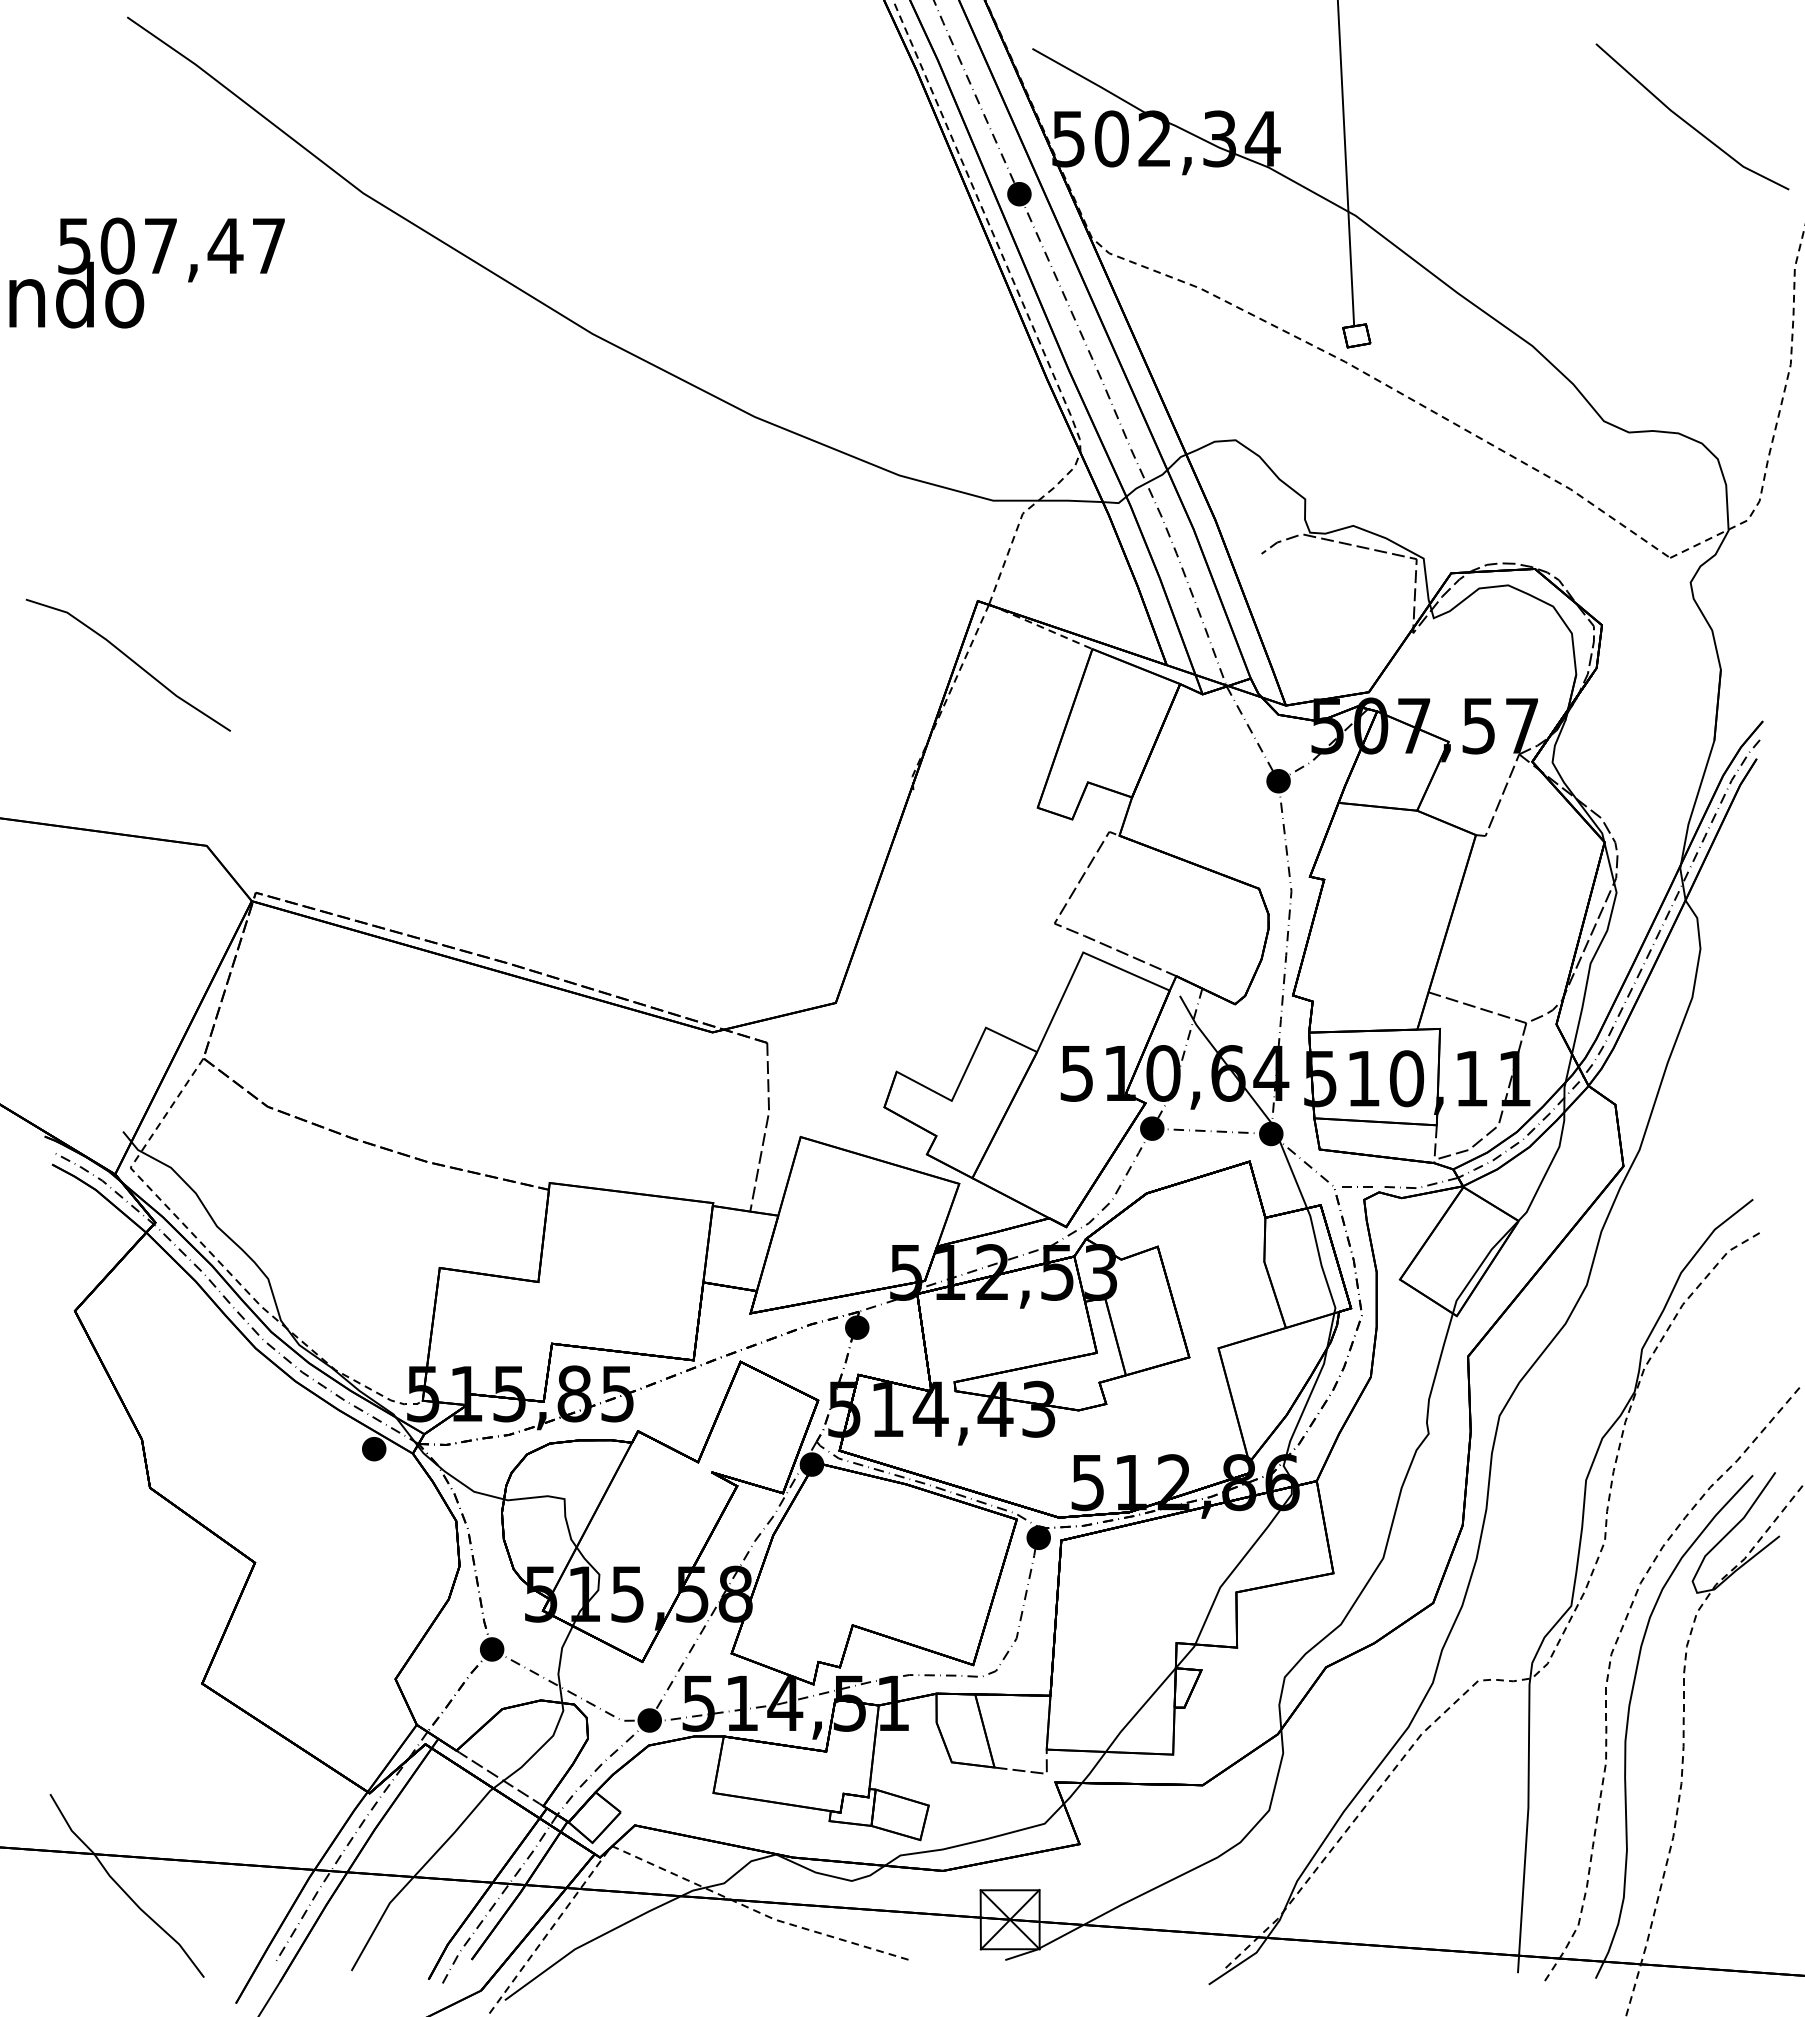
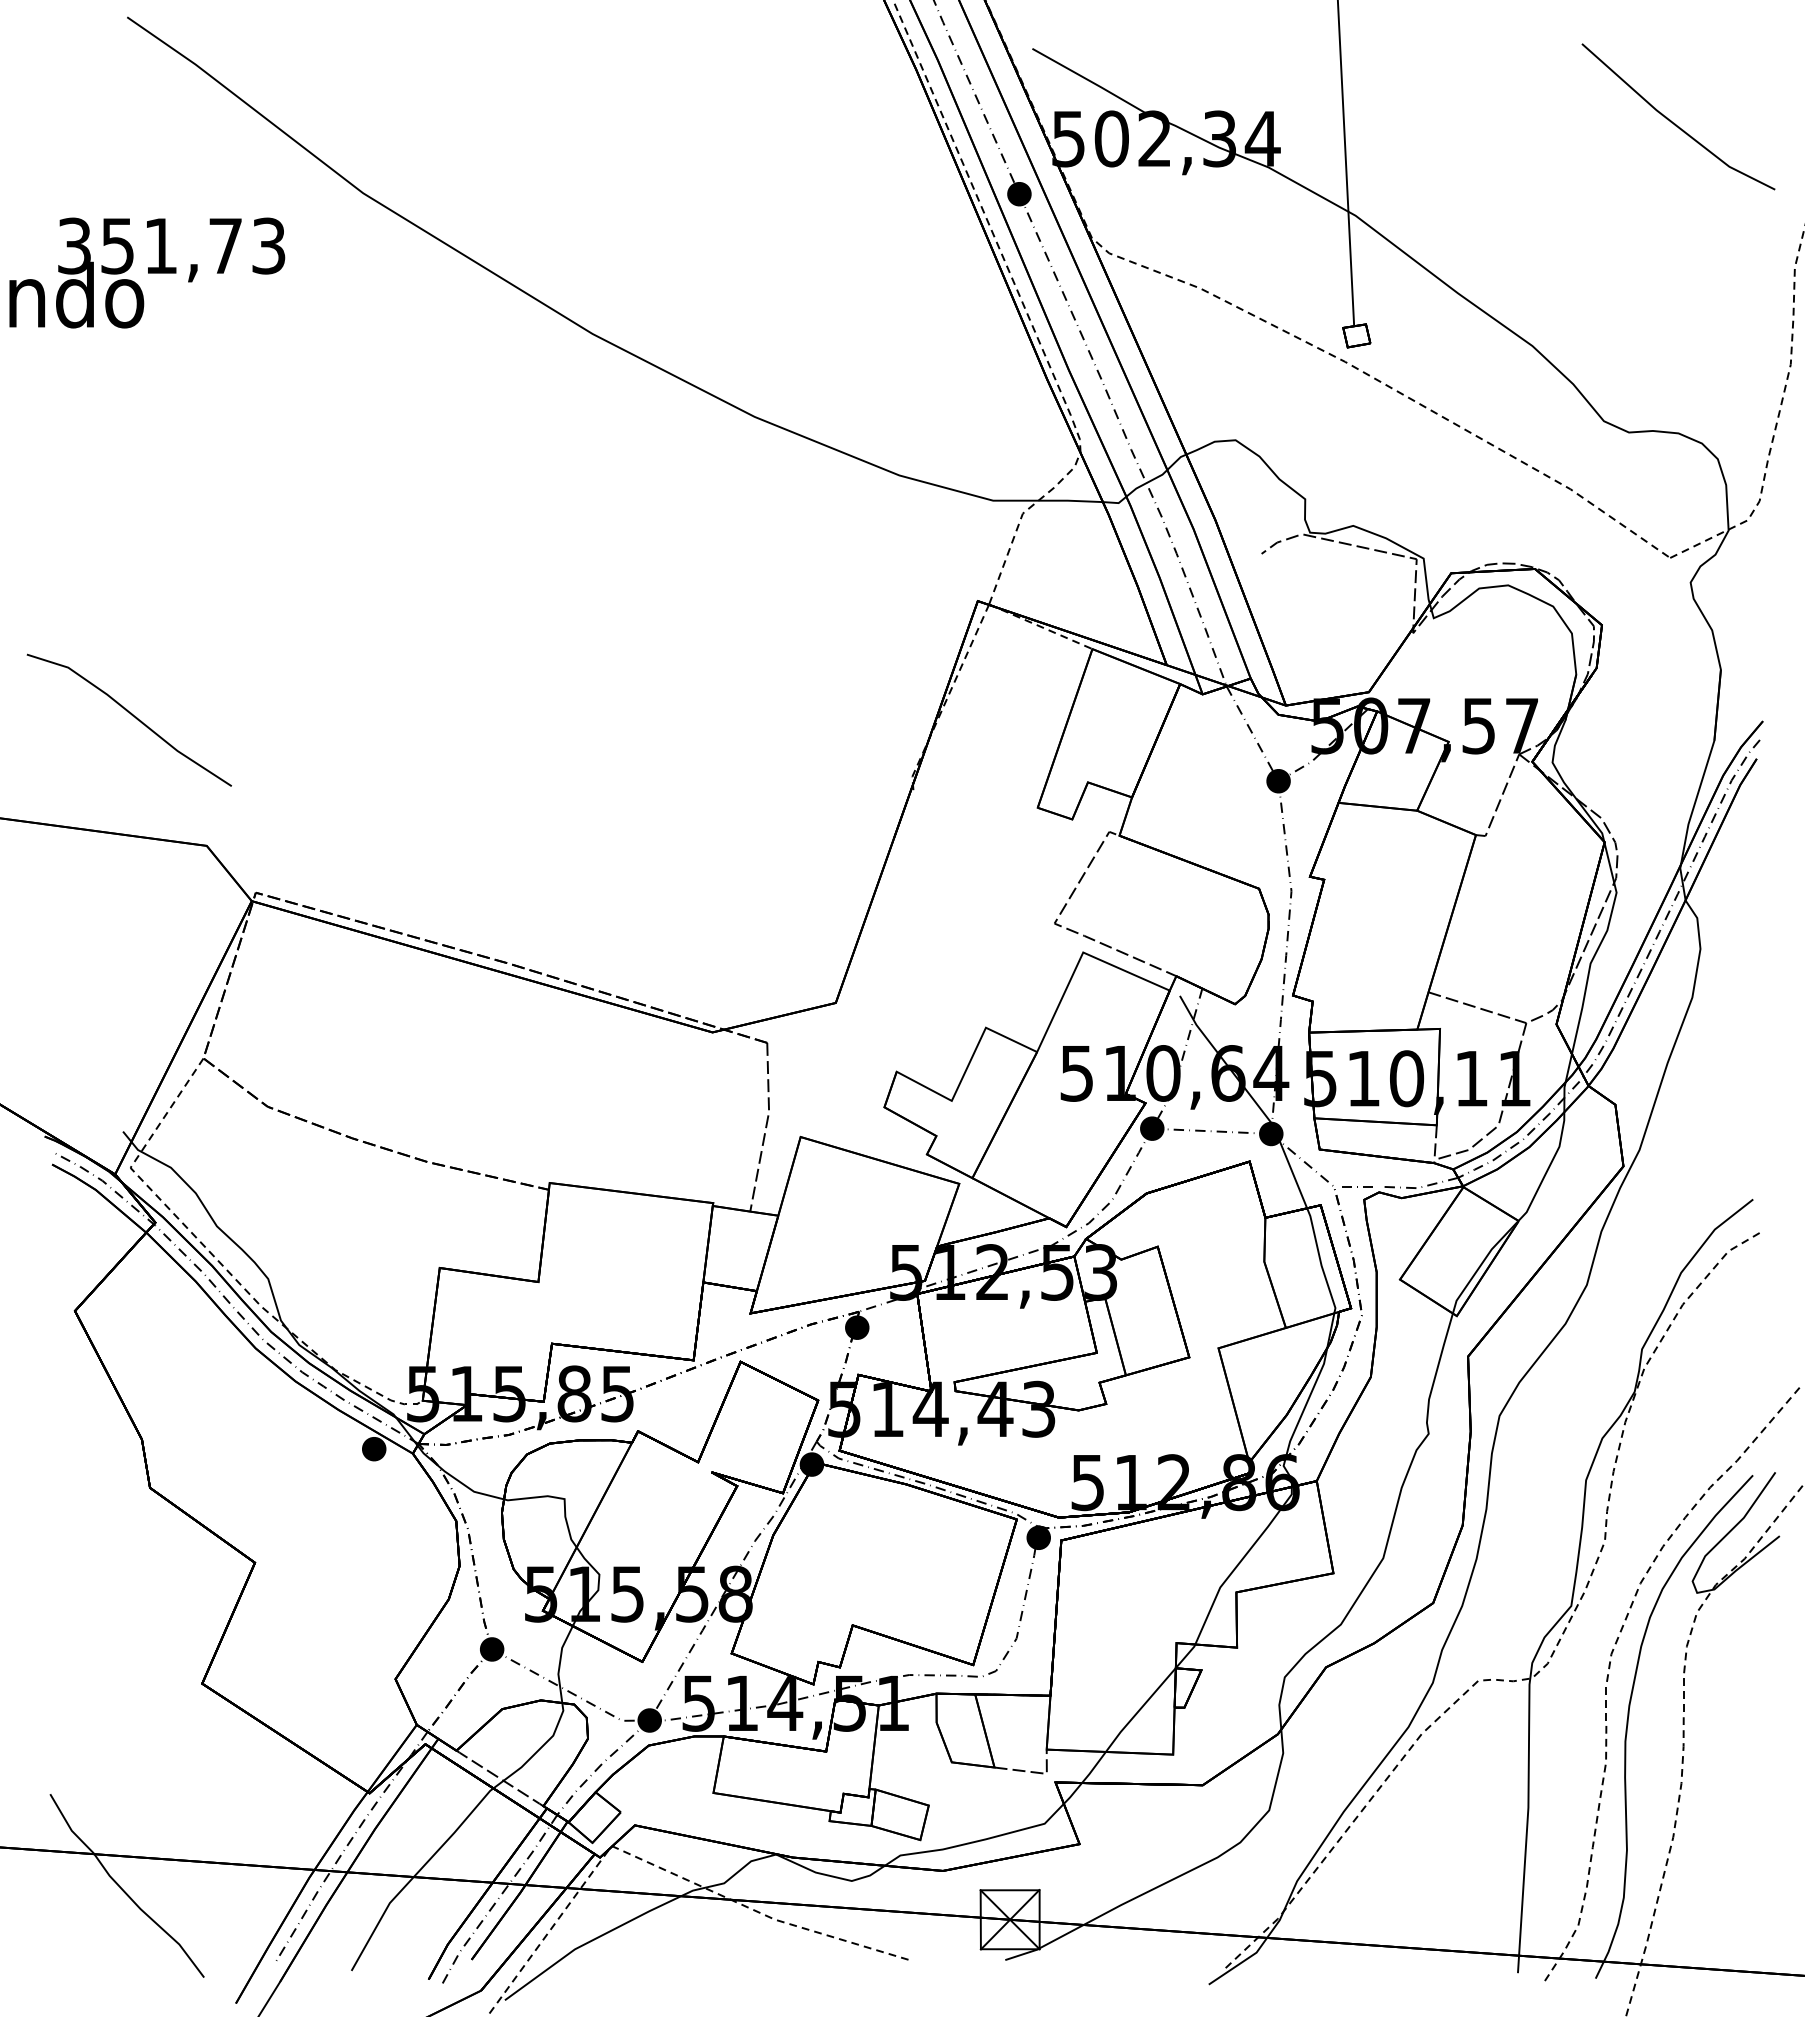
line position: (1688, 122) -> (1674, 122) (1674, 122)
text: 507,47 -> 351,73 (171, 245)
line position: (130, 660) -> (131, 715) (131, 715)
